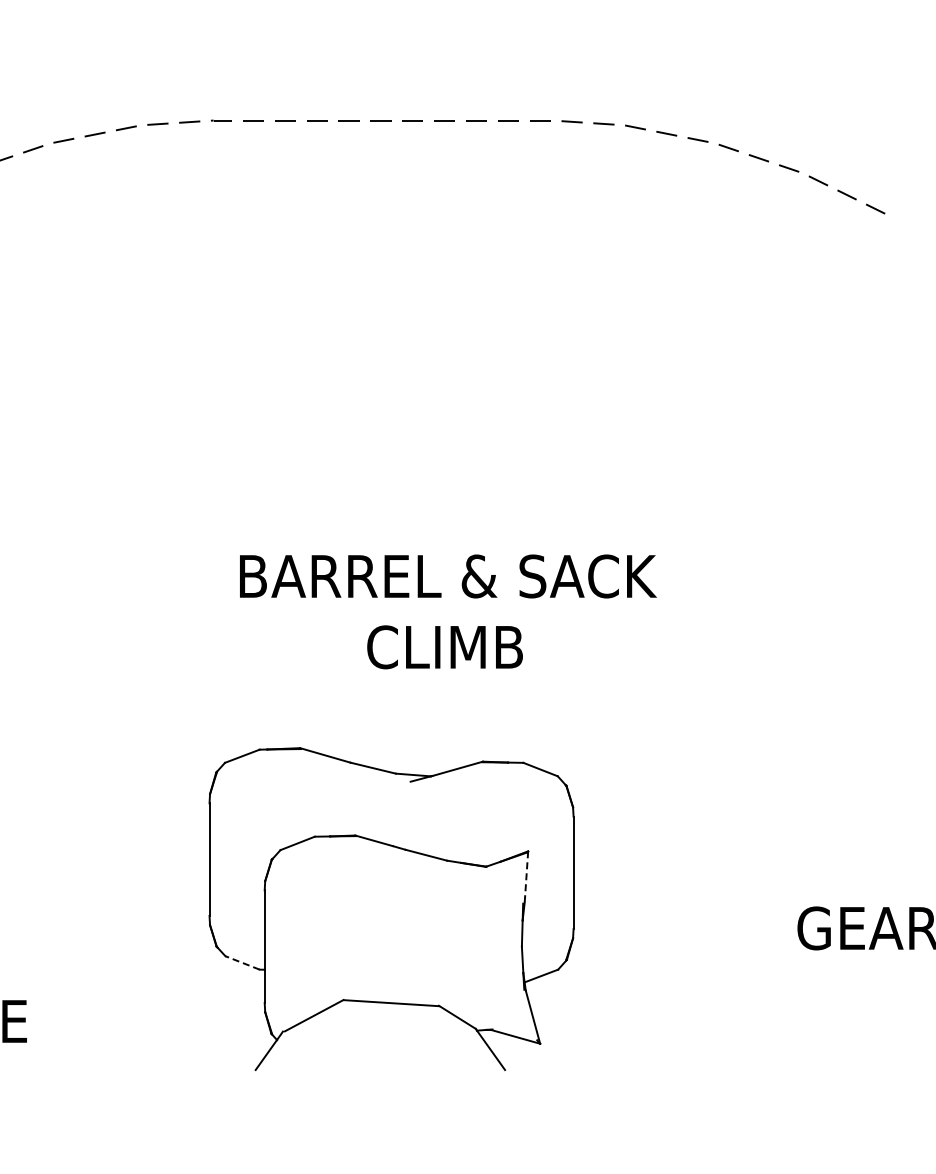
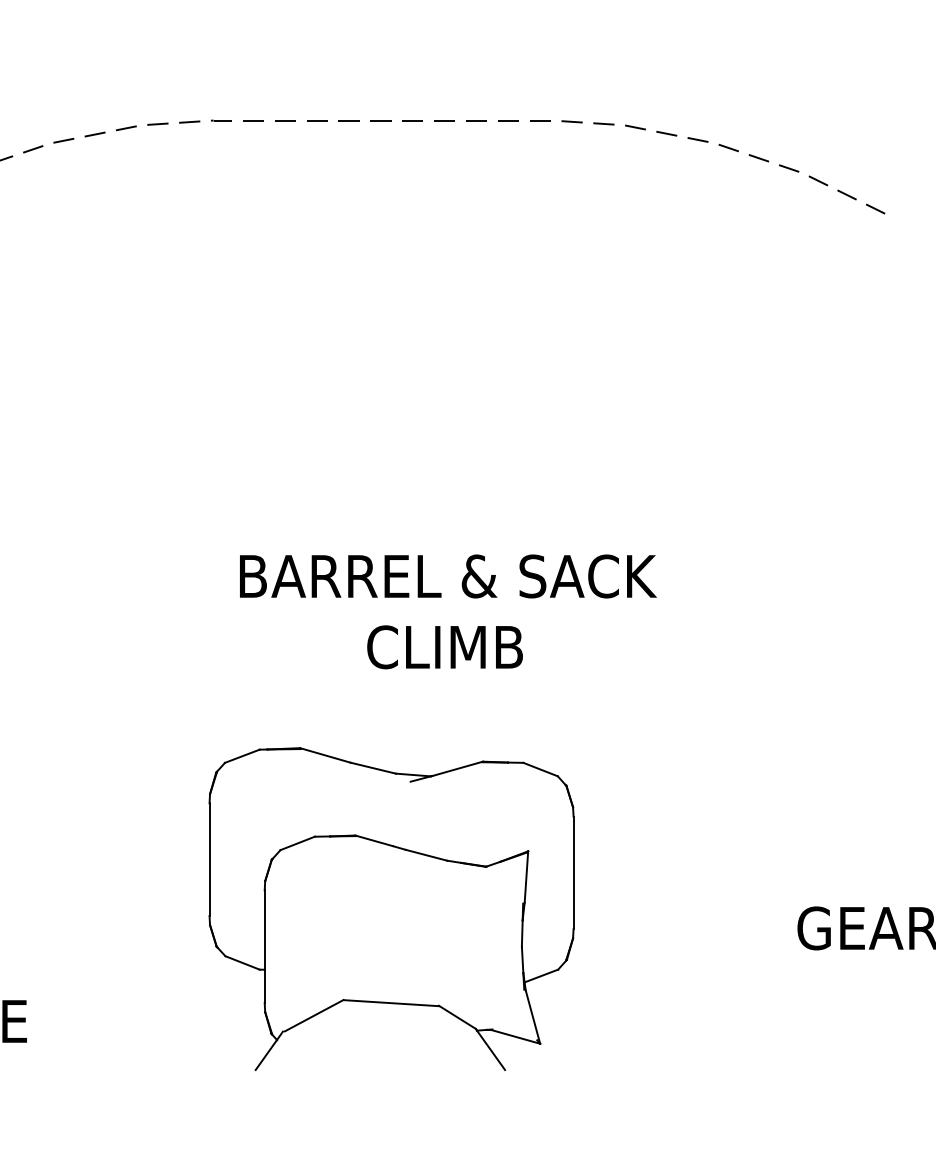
line: dashed -> solid (526, 877)
line: dashed -> solid (242, 962)
